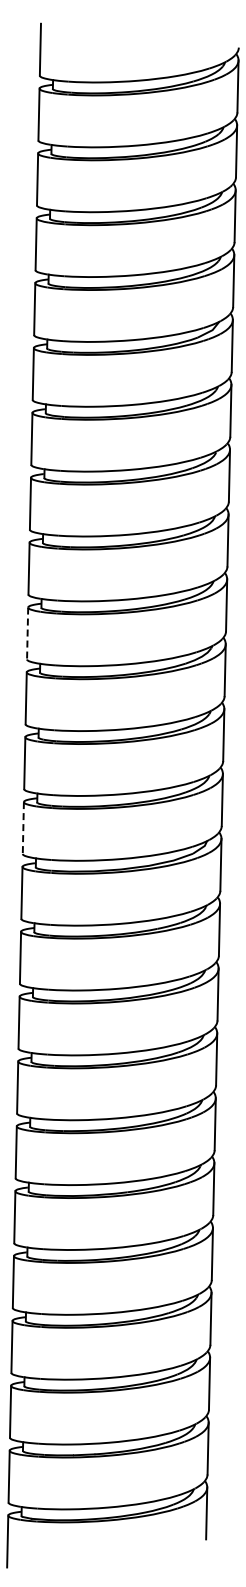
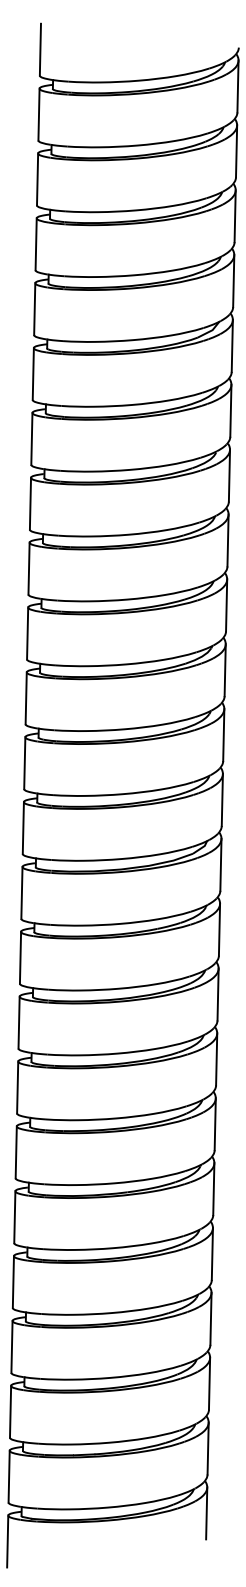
line: dashed -> solid (27, 633)
line: dashed -> solid (23, 828)
